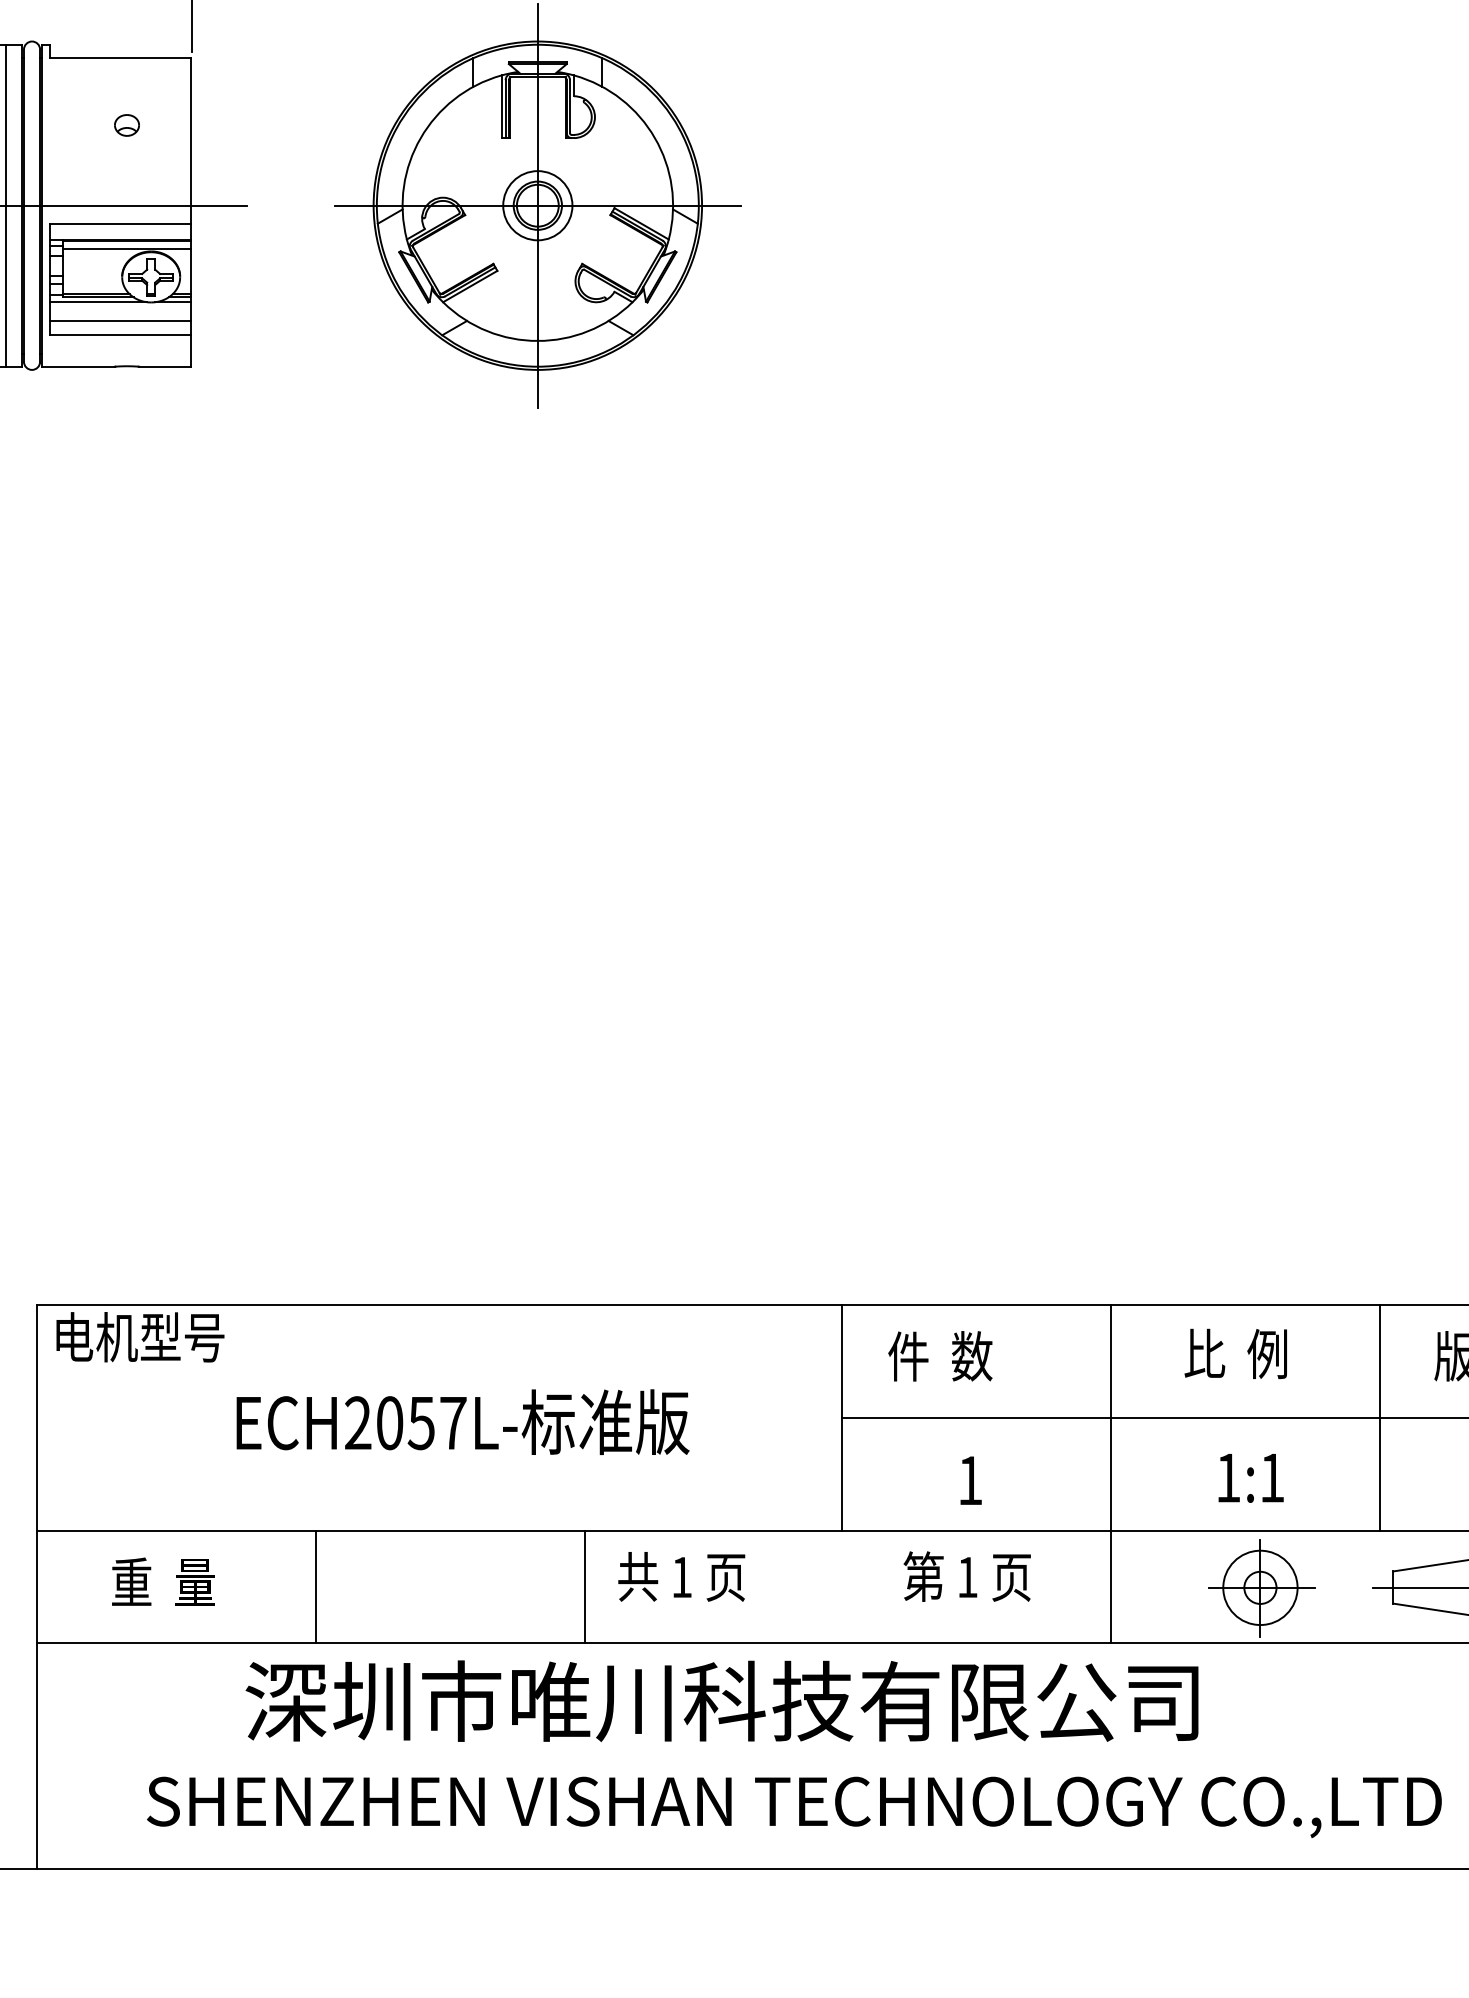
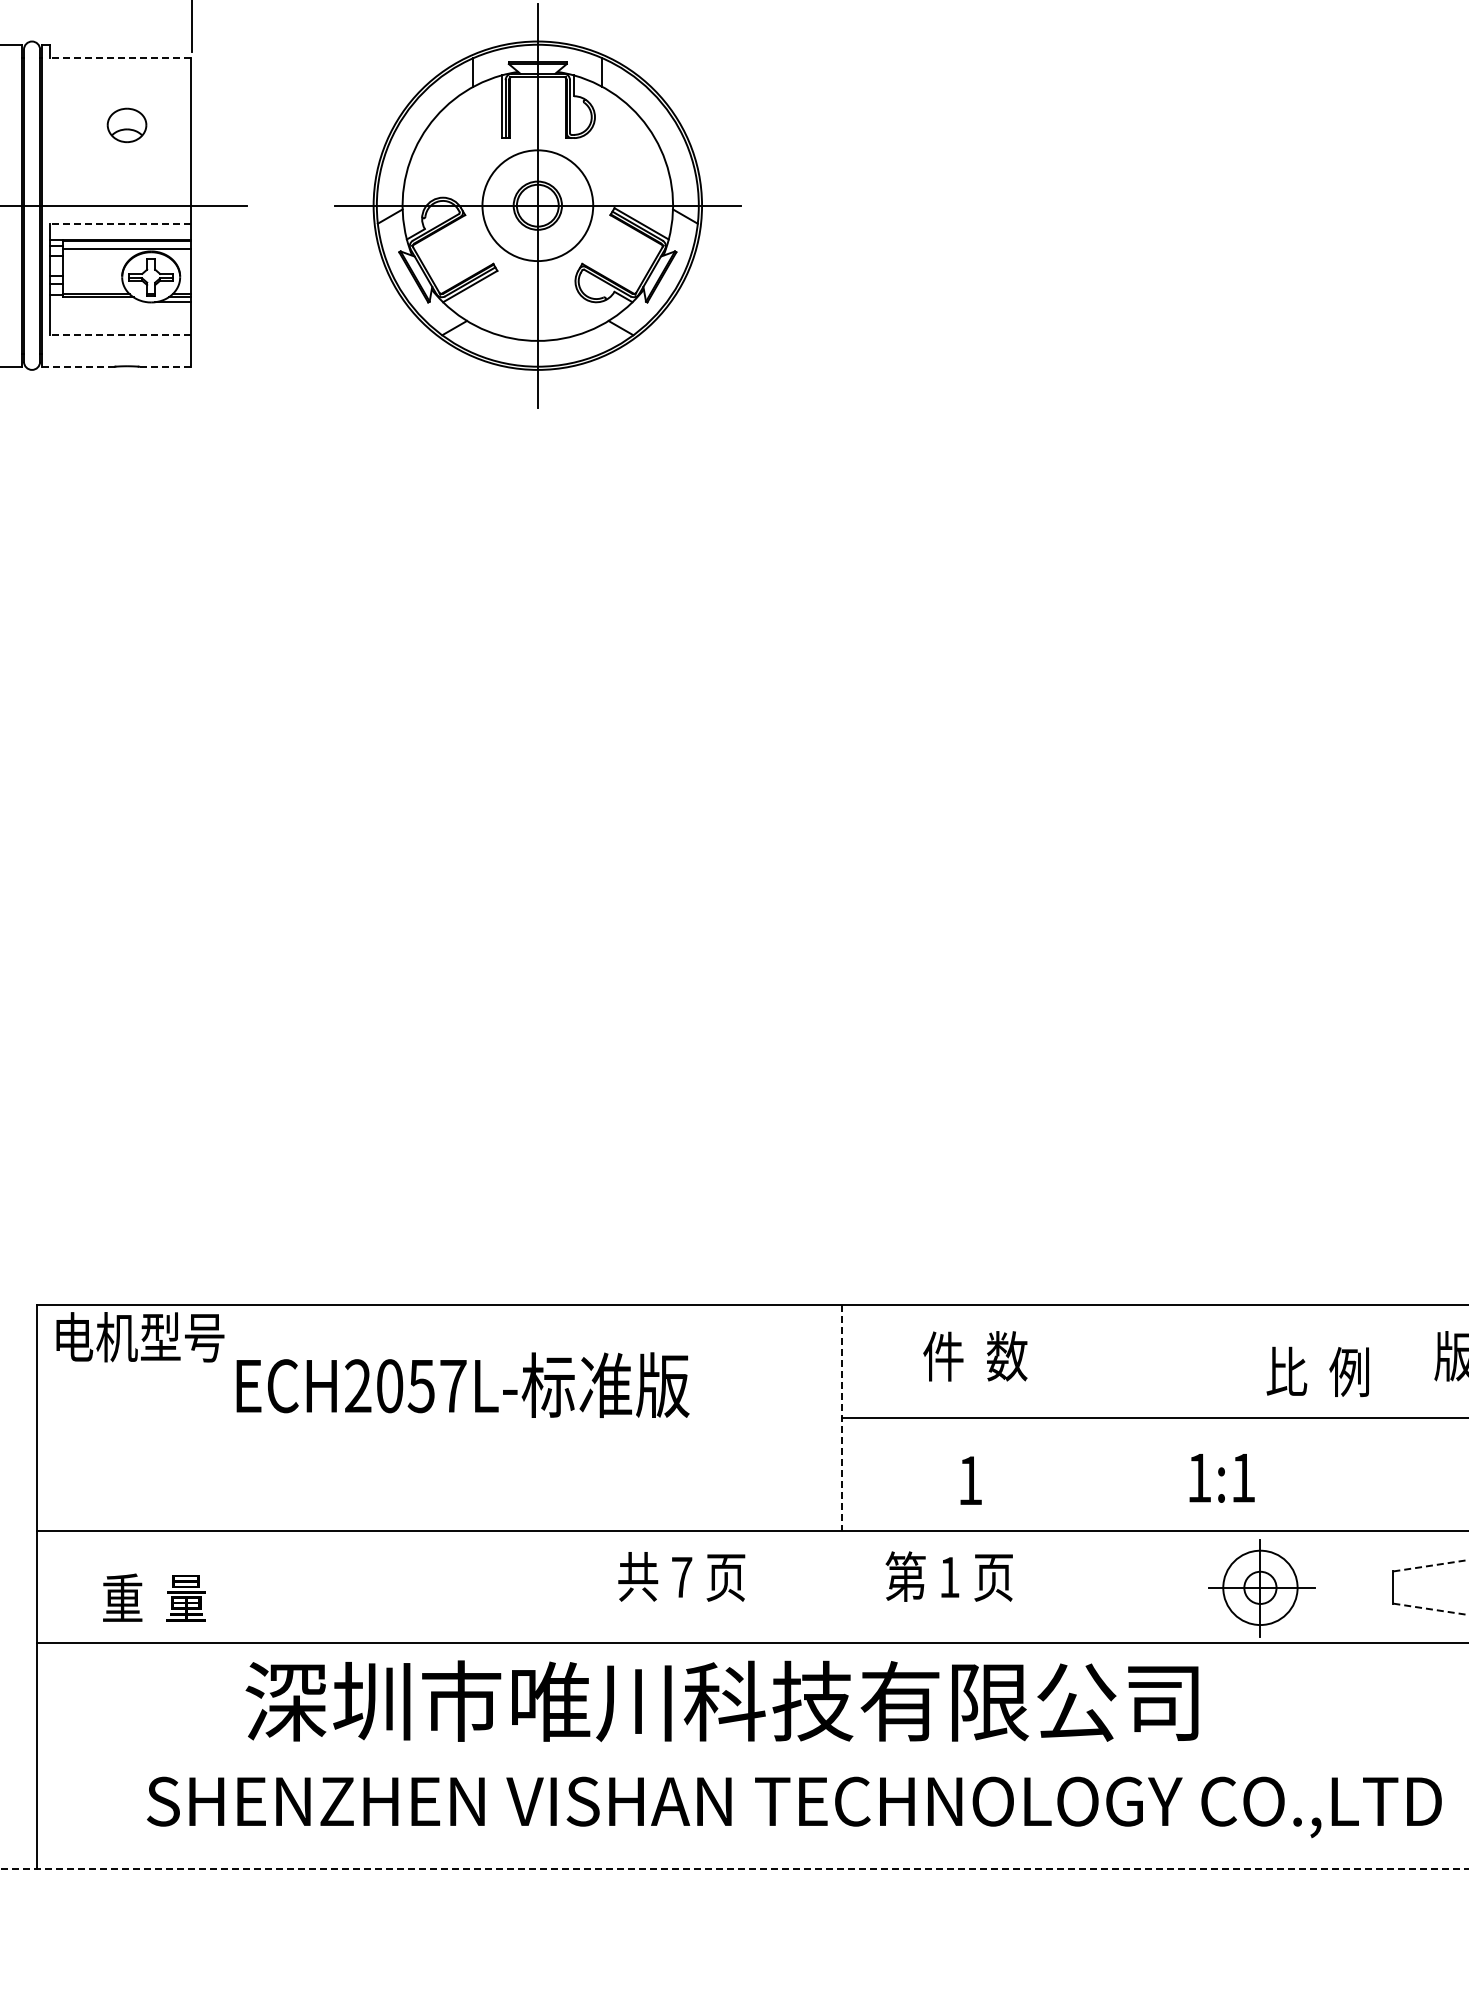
line: solid -> dashed (120, 58)
part size: 26x23 px -> 42x37 px (126, 125)
line: present -> none (6, 205)
circle diameter: 69 px -> 111 px (537, 205)
line: solid -> dashed (120, 223)
line: present -> none (98, 302)
line: present -> none (120, 320)
line: solid -> dashed (120, 335)
line: solid -> dashed (78, 366)
line: solid -> dashed (164, 366)
text position: (1235, 1353) -> (1317, 1371) (1317, 1371)
text position: (940, 1356) -> (975, 1356) (975, 1356)
line: present -> none (1379, 1417)
line: solid -> dashed (842, 1418)
text position: (462, 1421) -> (462, 1384) (462, 1384)
line: present -> none (1111, 1474)
text position: (1250, 1478) -> (1221, 1478) (1221, 1478)
line: solid -> dashed (1430, 1565)
text position: (966, 1576) -> (948, 1576) (948, 1576)
text: 1 -> 7 (682, 1577)
text position: (163, 1581) -> (154, 1597) (154, 1597)
line: present -> none (315, 1586)
line: present -> none (584, 1586)
line: present -> none (1418, 1587)
line: solid -> dashed (1430, 1609)
line: solid -> dashed (734, 1868)
